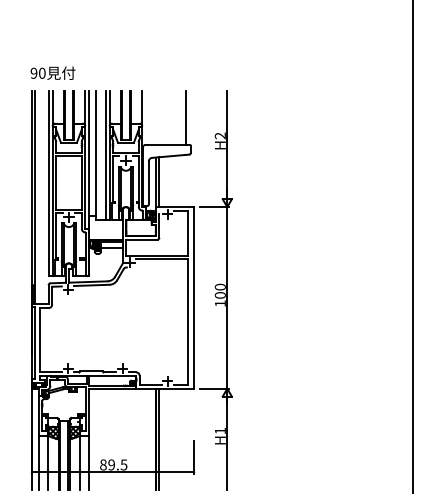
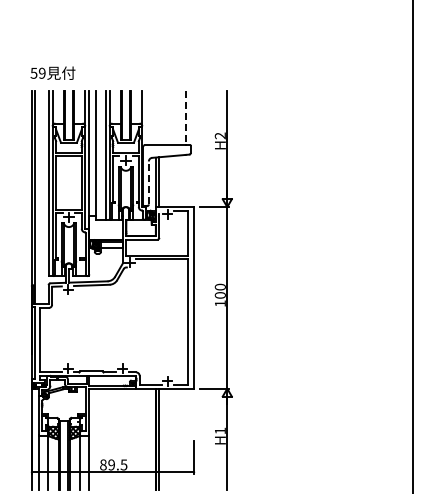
text: 90 -> 59 (37, 72)
line: solid -> dashed (185, 118)
line: solid -> dashed (148, 182)
